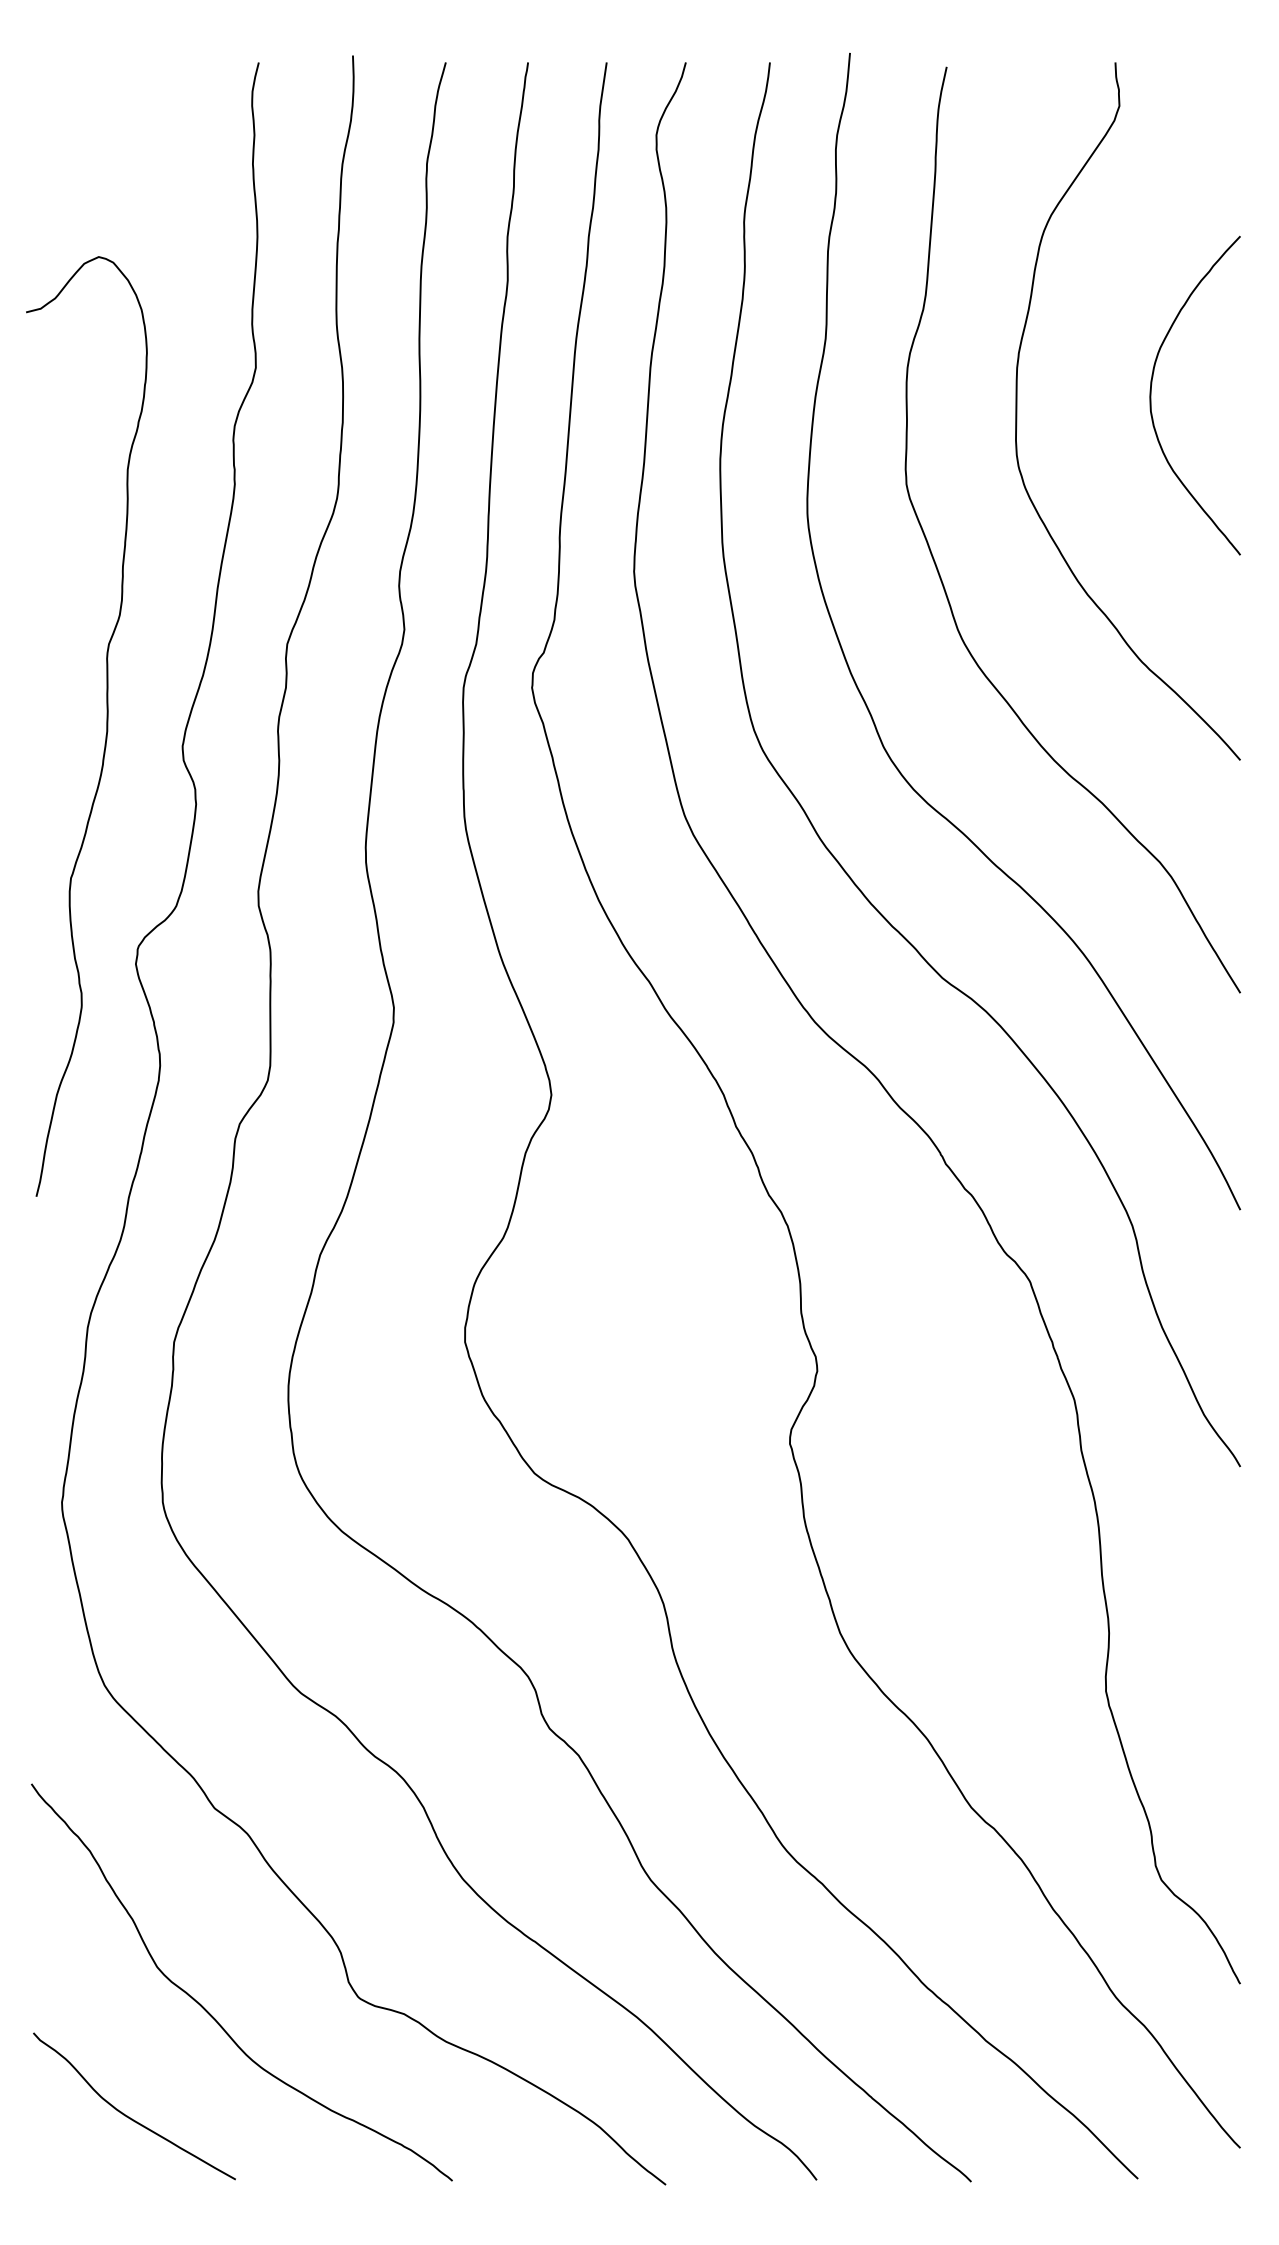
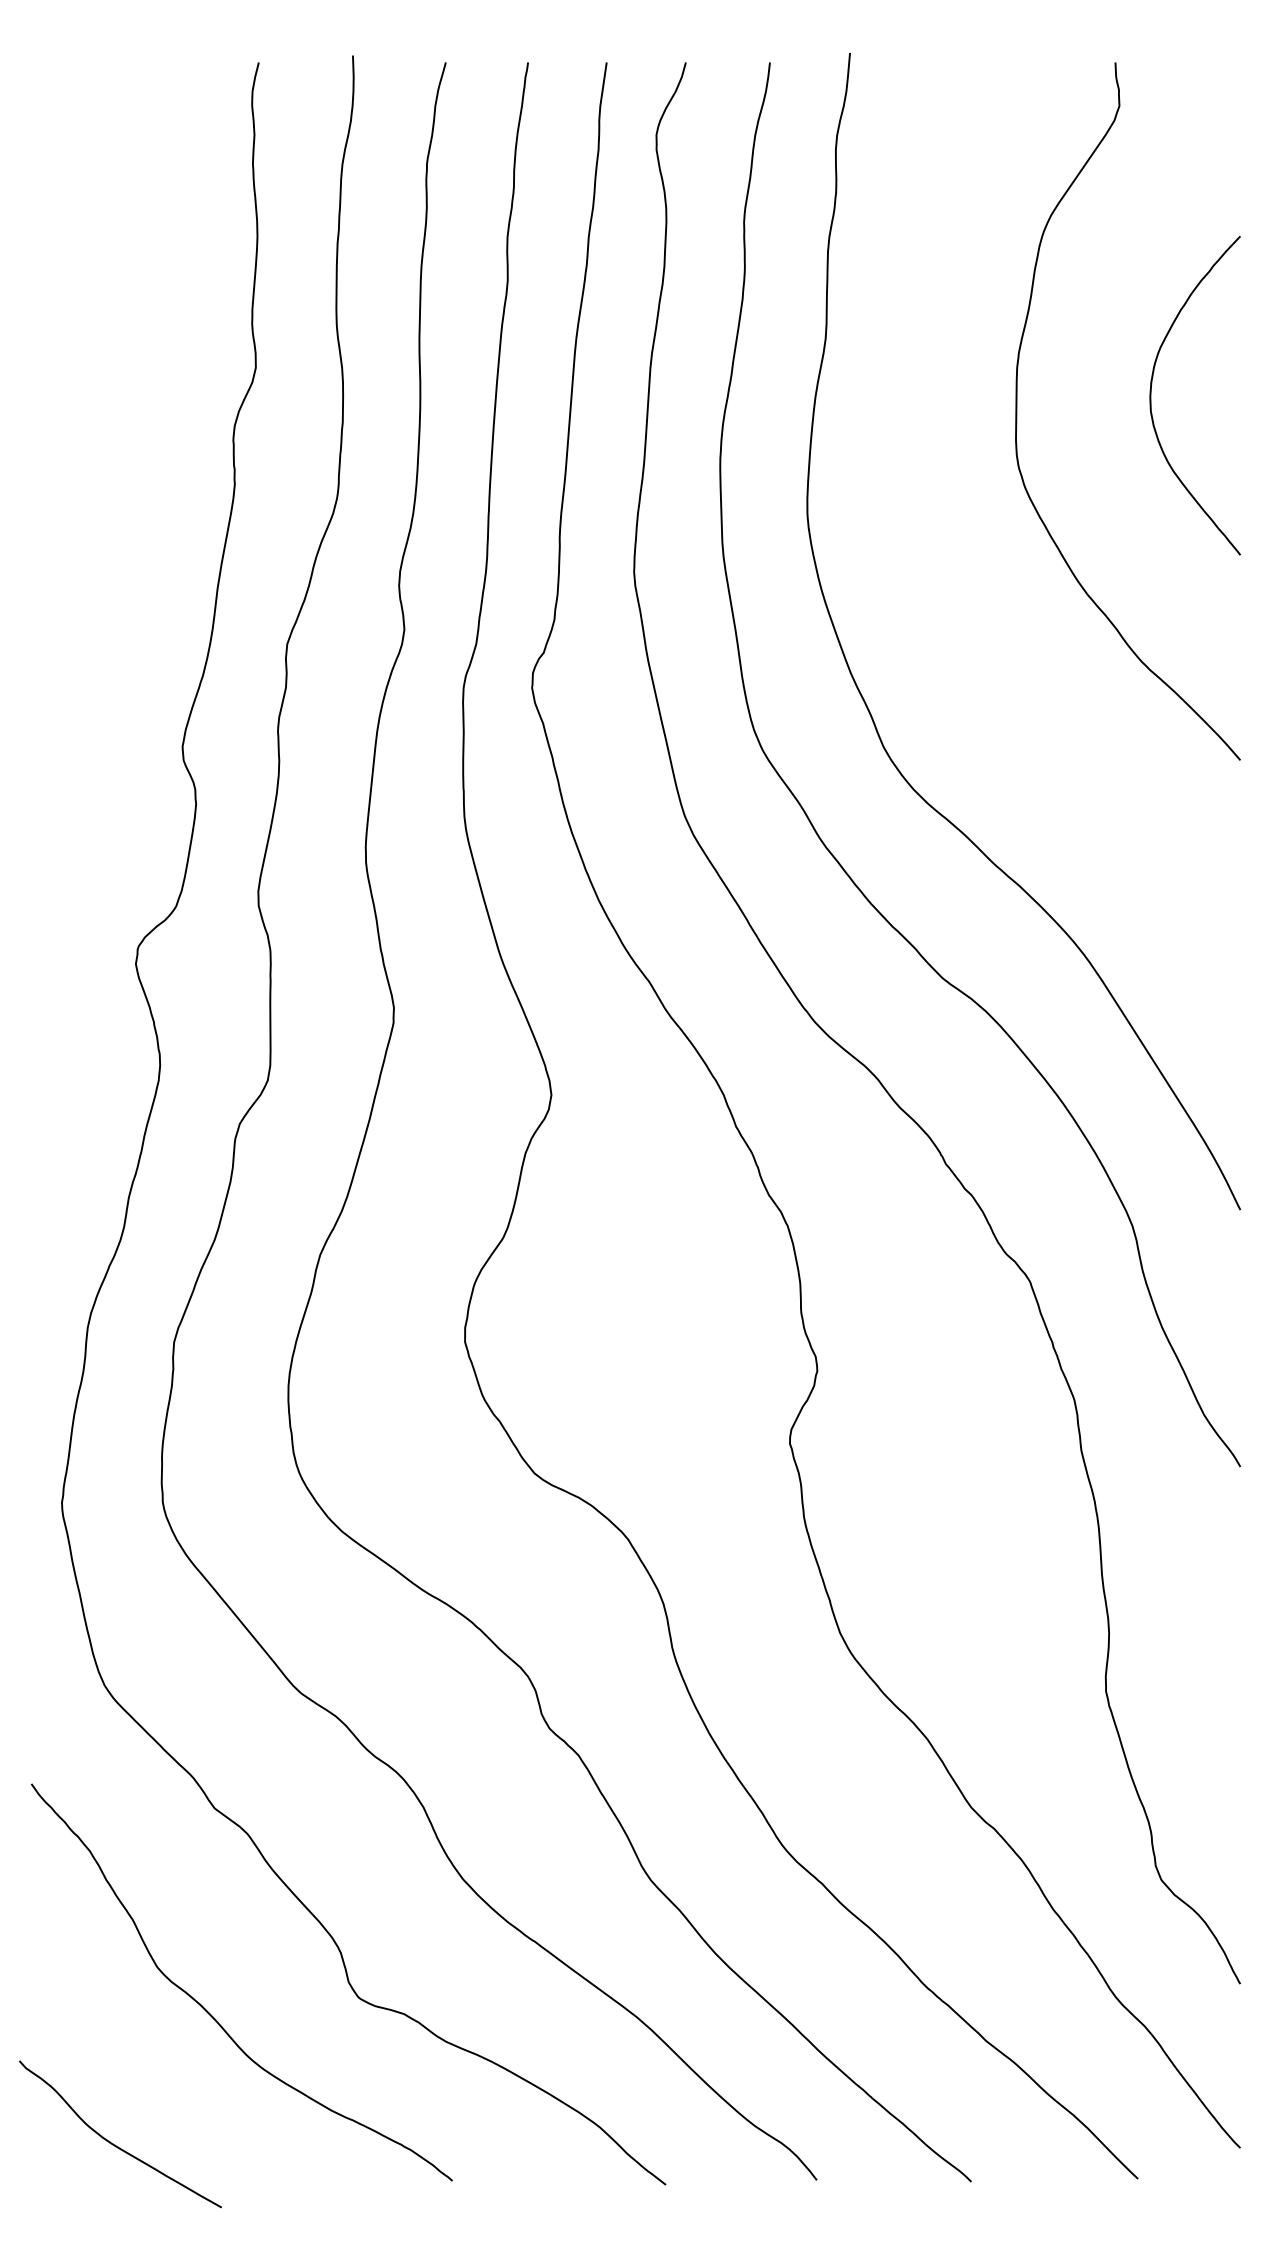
curve: present -> none (940, 574)
curve: present -> none (106, 726)
curve position: (129, 2116) -> (115, 2144) (115, 2144)
